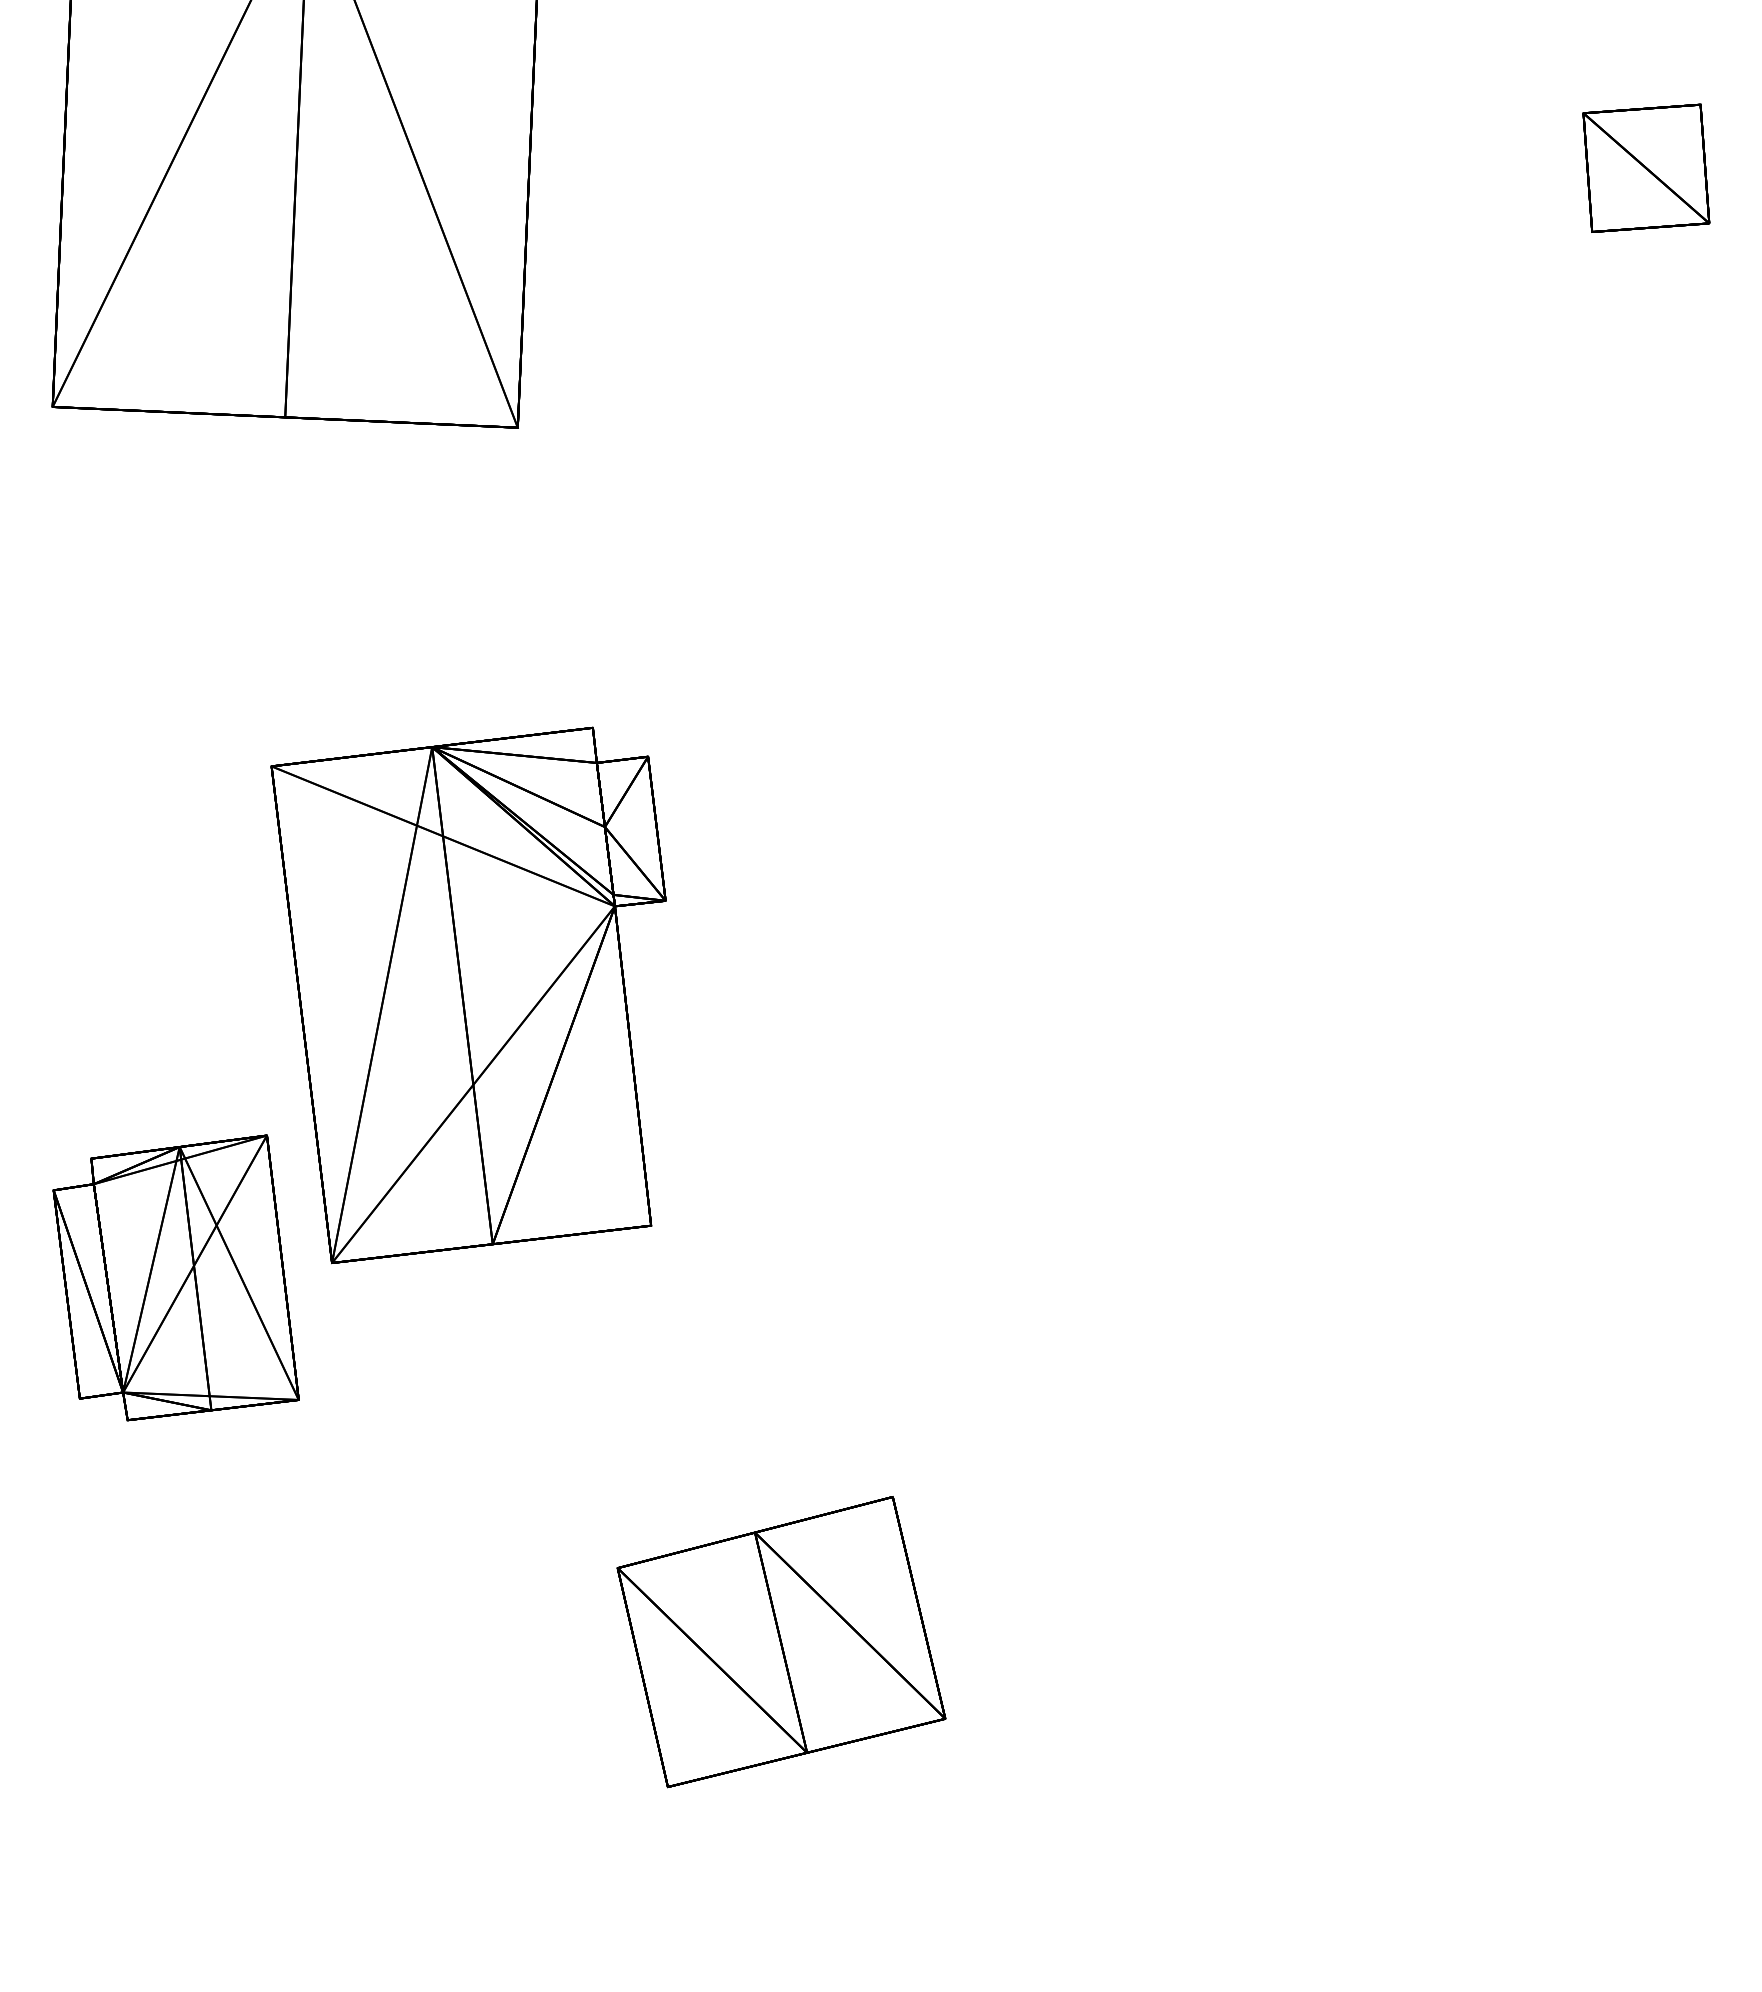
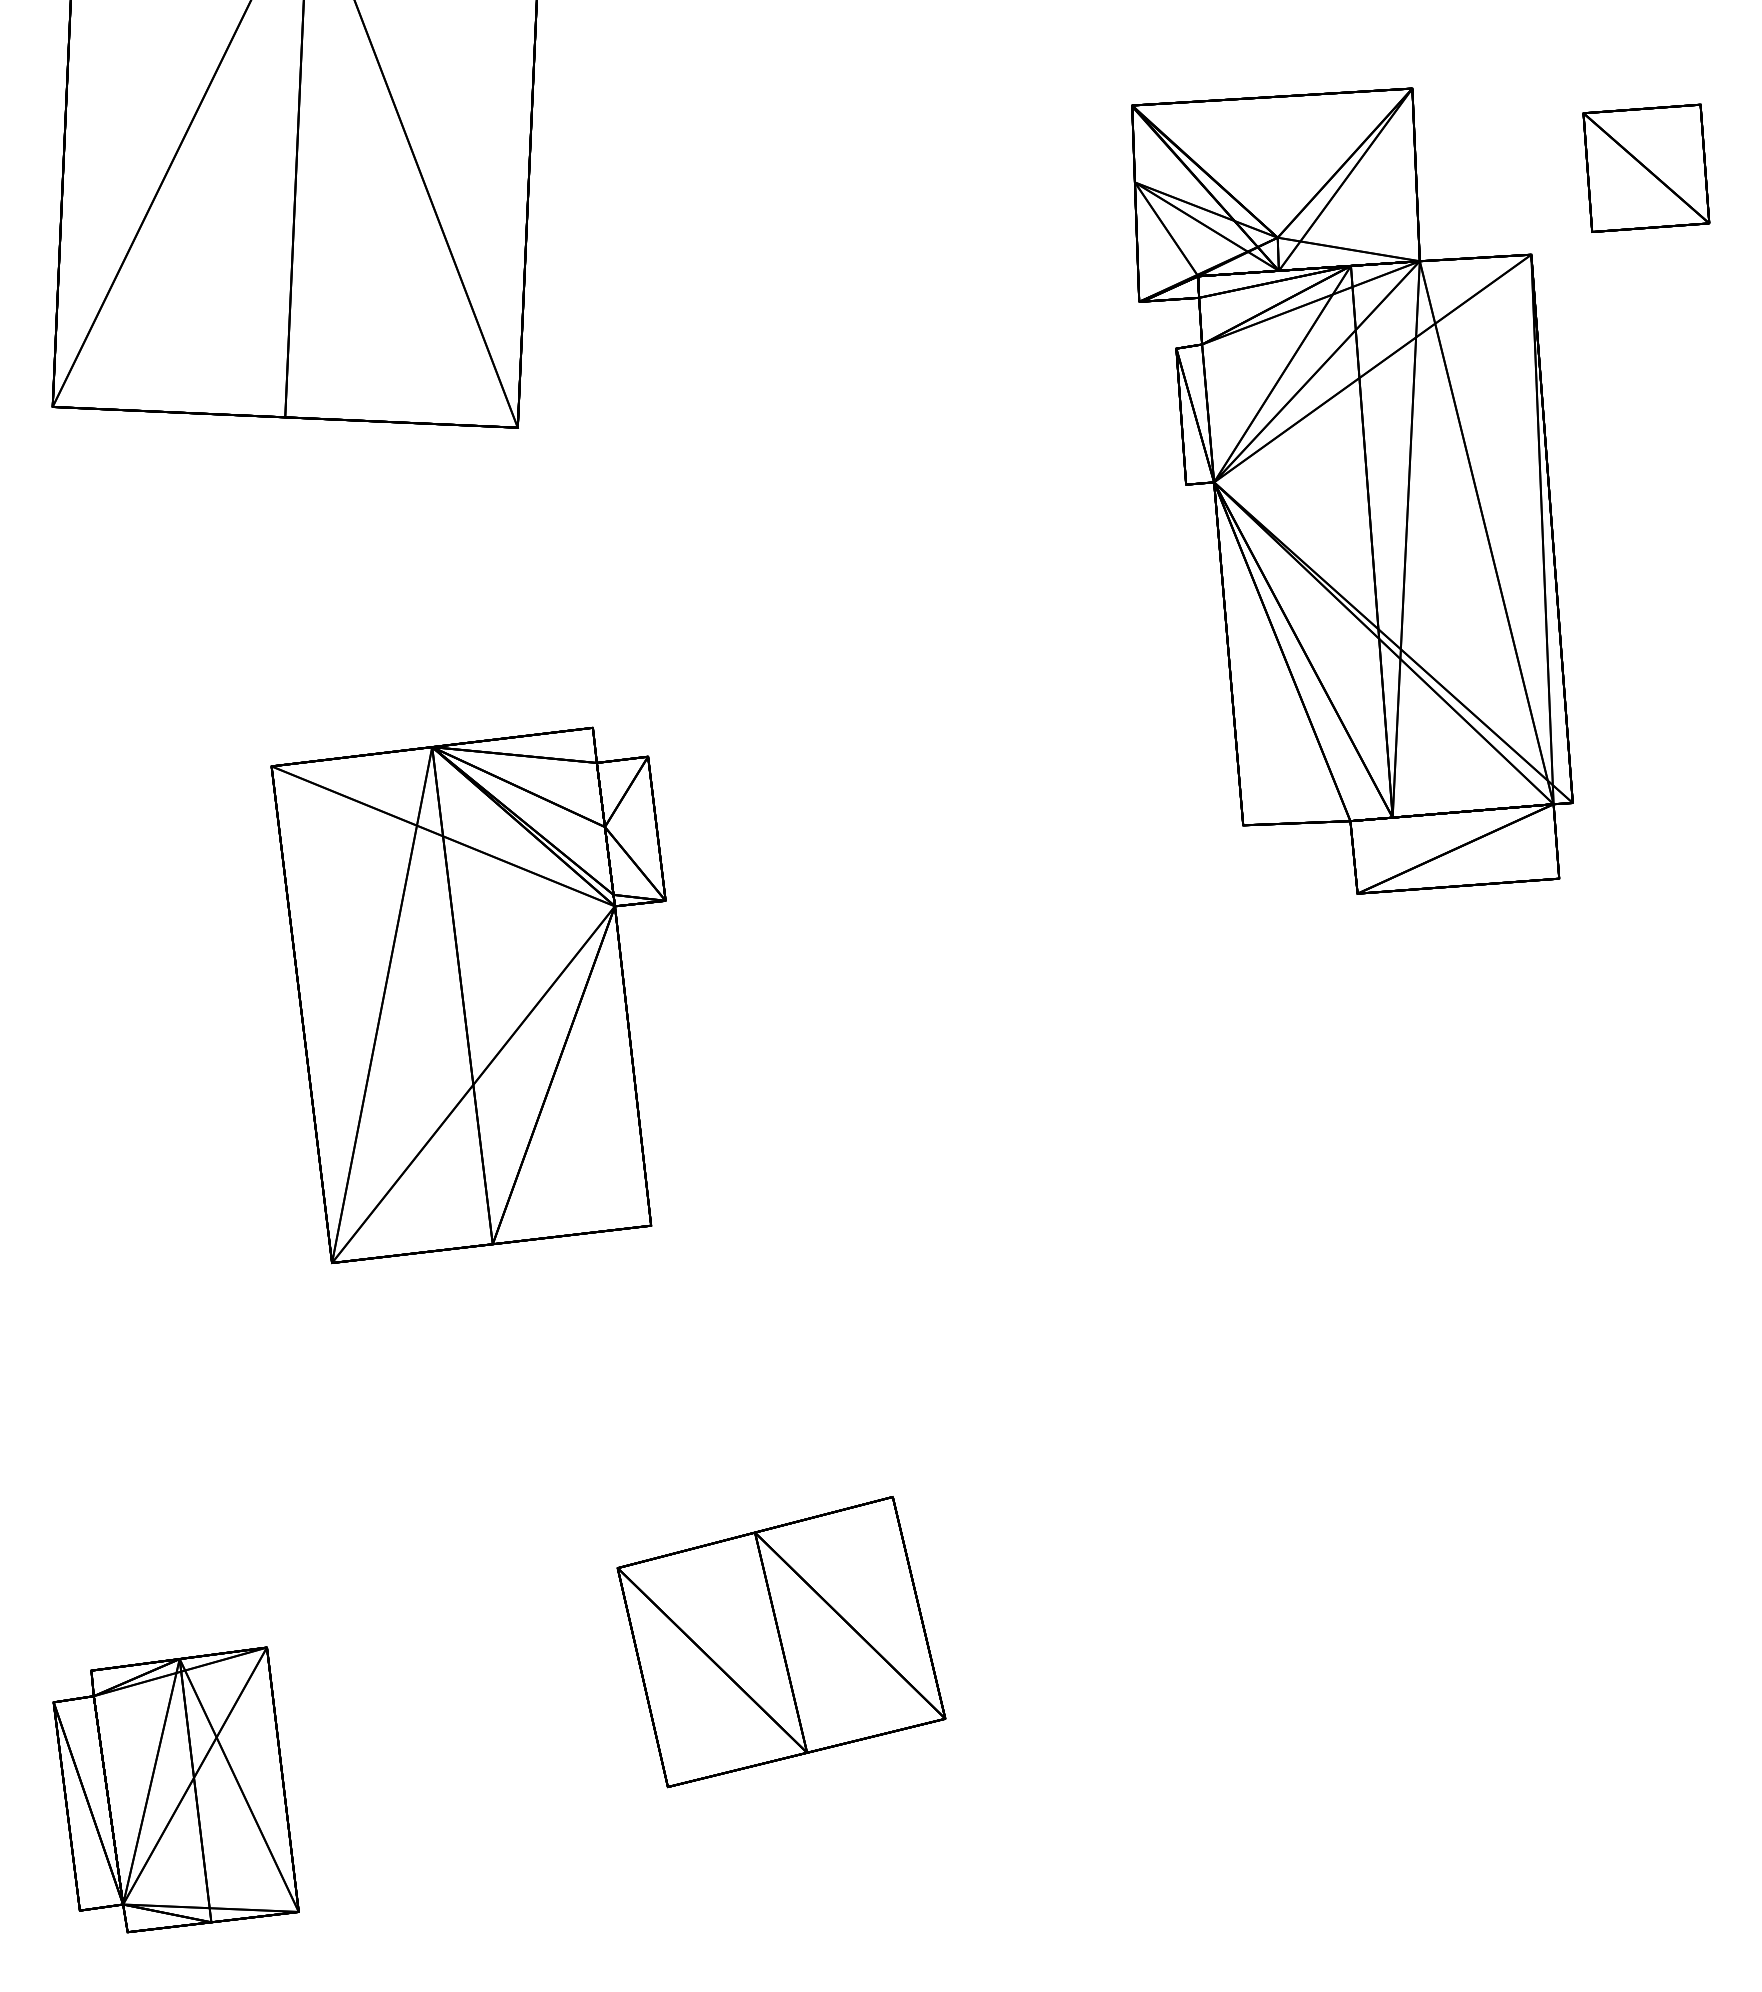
part: none -> present (1352, 490)
part position: (175, 1277) -> (175, 1789) (175, 1789)
